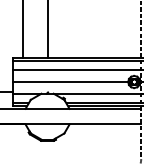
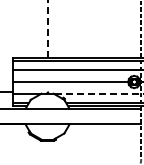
line: solid -> dashed (47, 28)
line: present -> none (23, 29)
line: solid -> dashed (99, 94)
